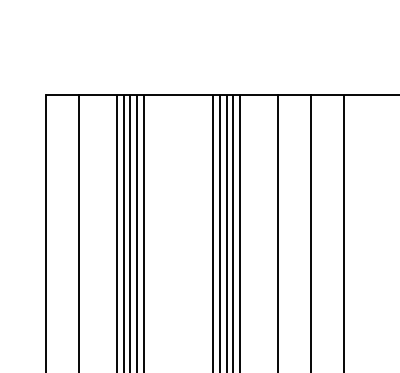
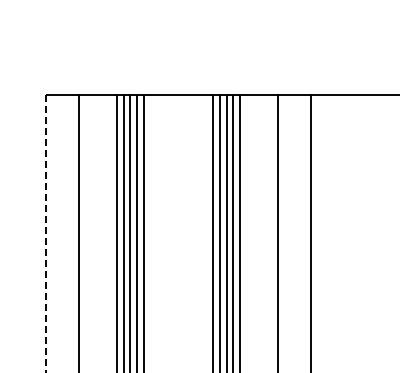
line: present -> none (344, 232)
line: solid -> dashed (45, 234)
